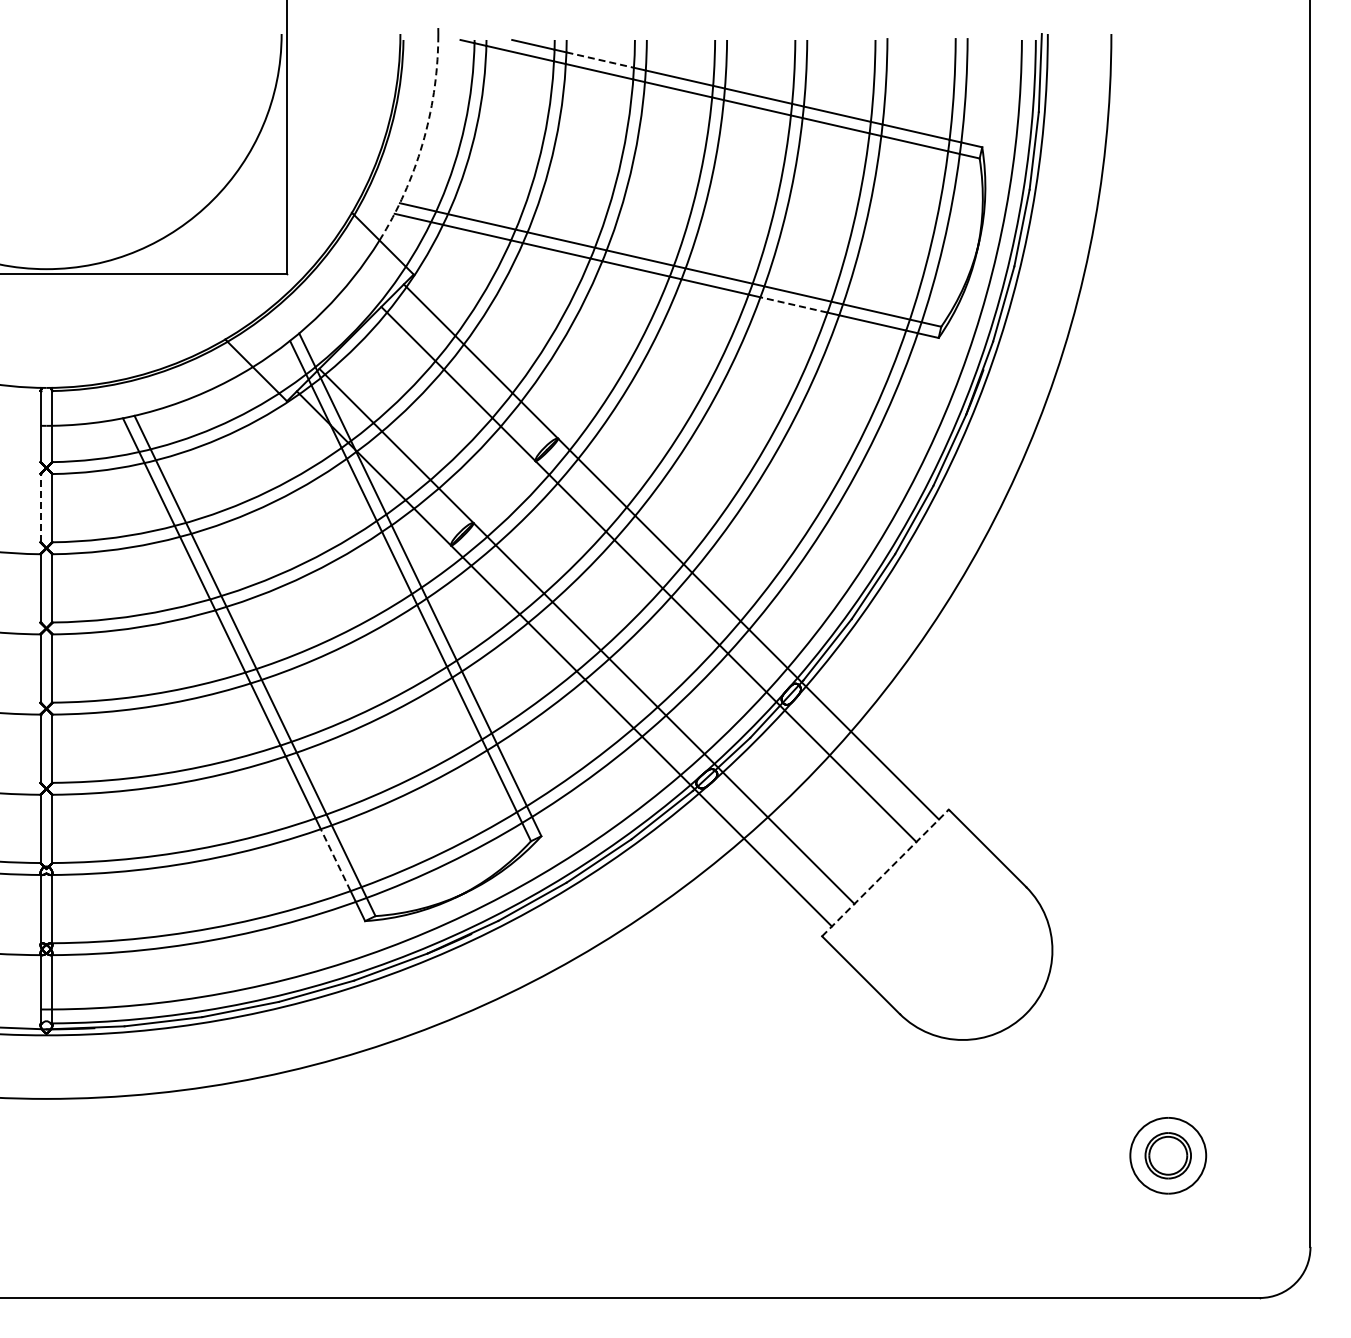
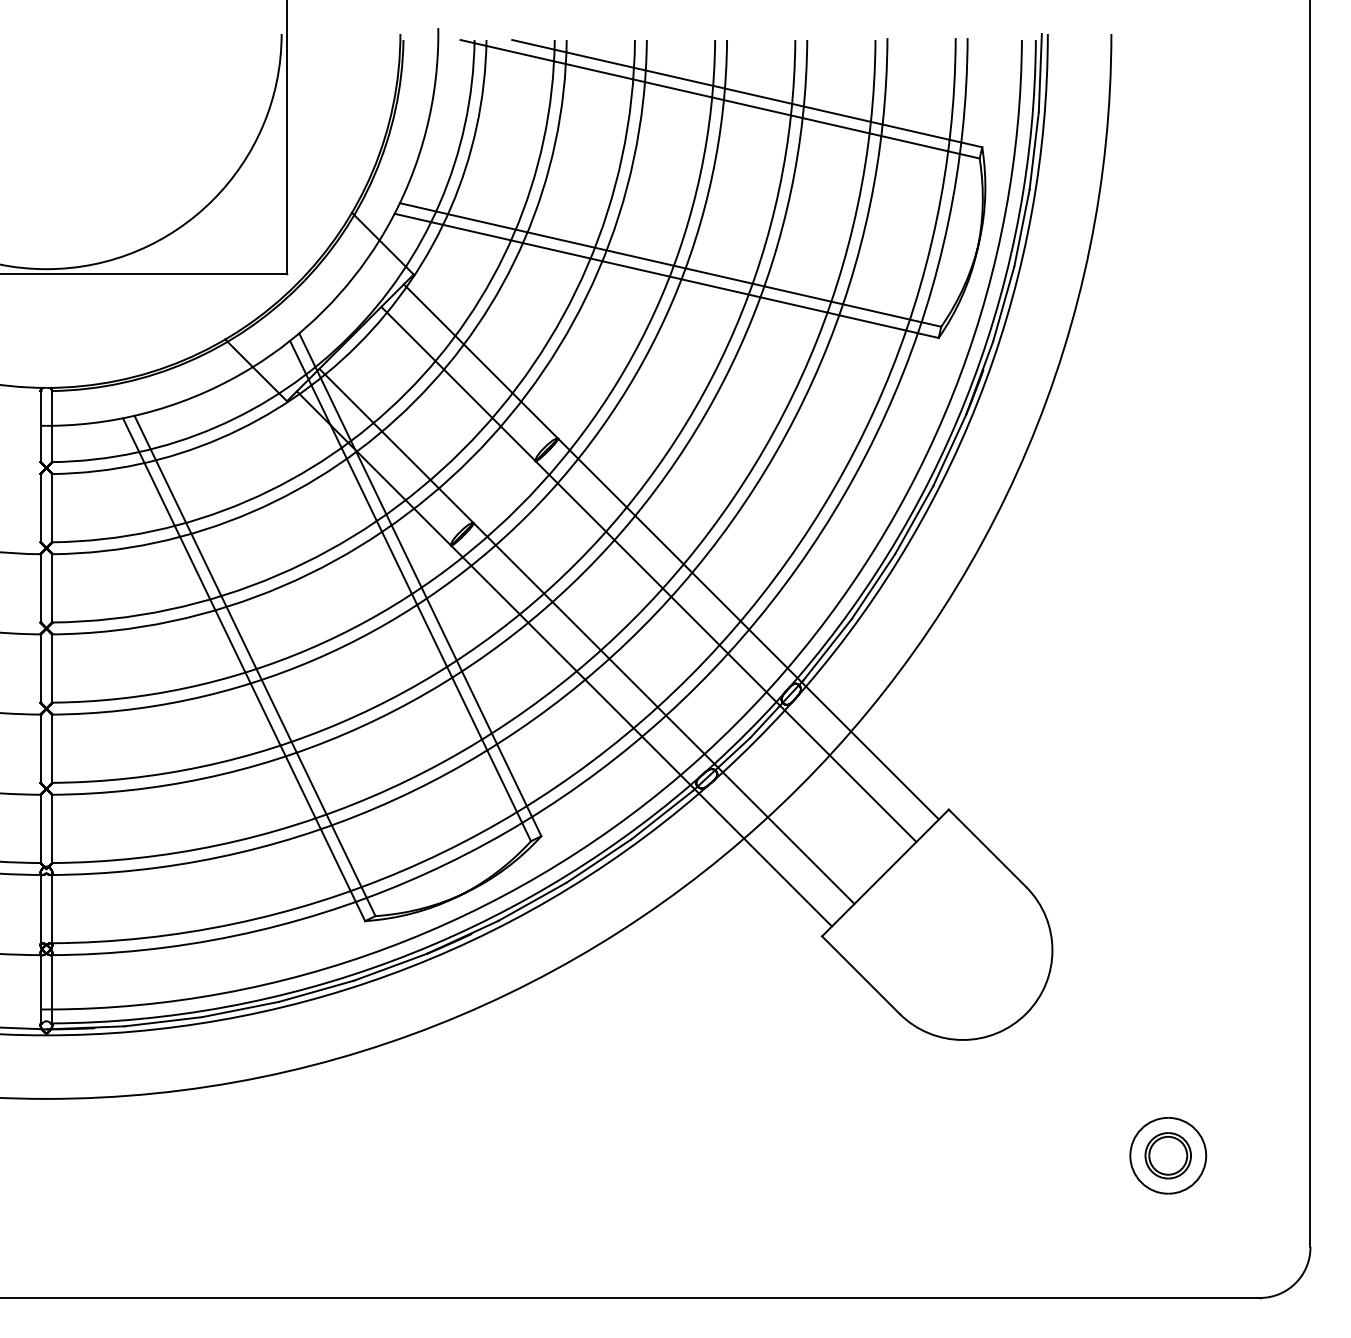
line: dashed -> solid (600, 60)
arc: dashed -> solid (422, 144)
line: dashed -> solid (793, 304)
line: dashed -> solid (40, 507)
line: dashed -> solid (335, 859)
line: dashed -> solid (885, 872)
